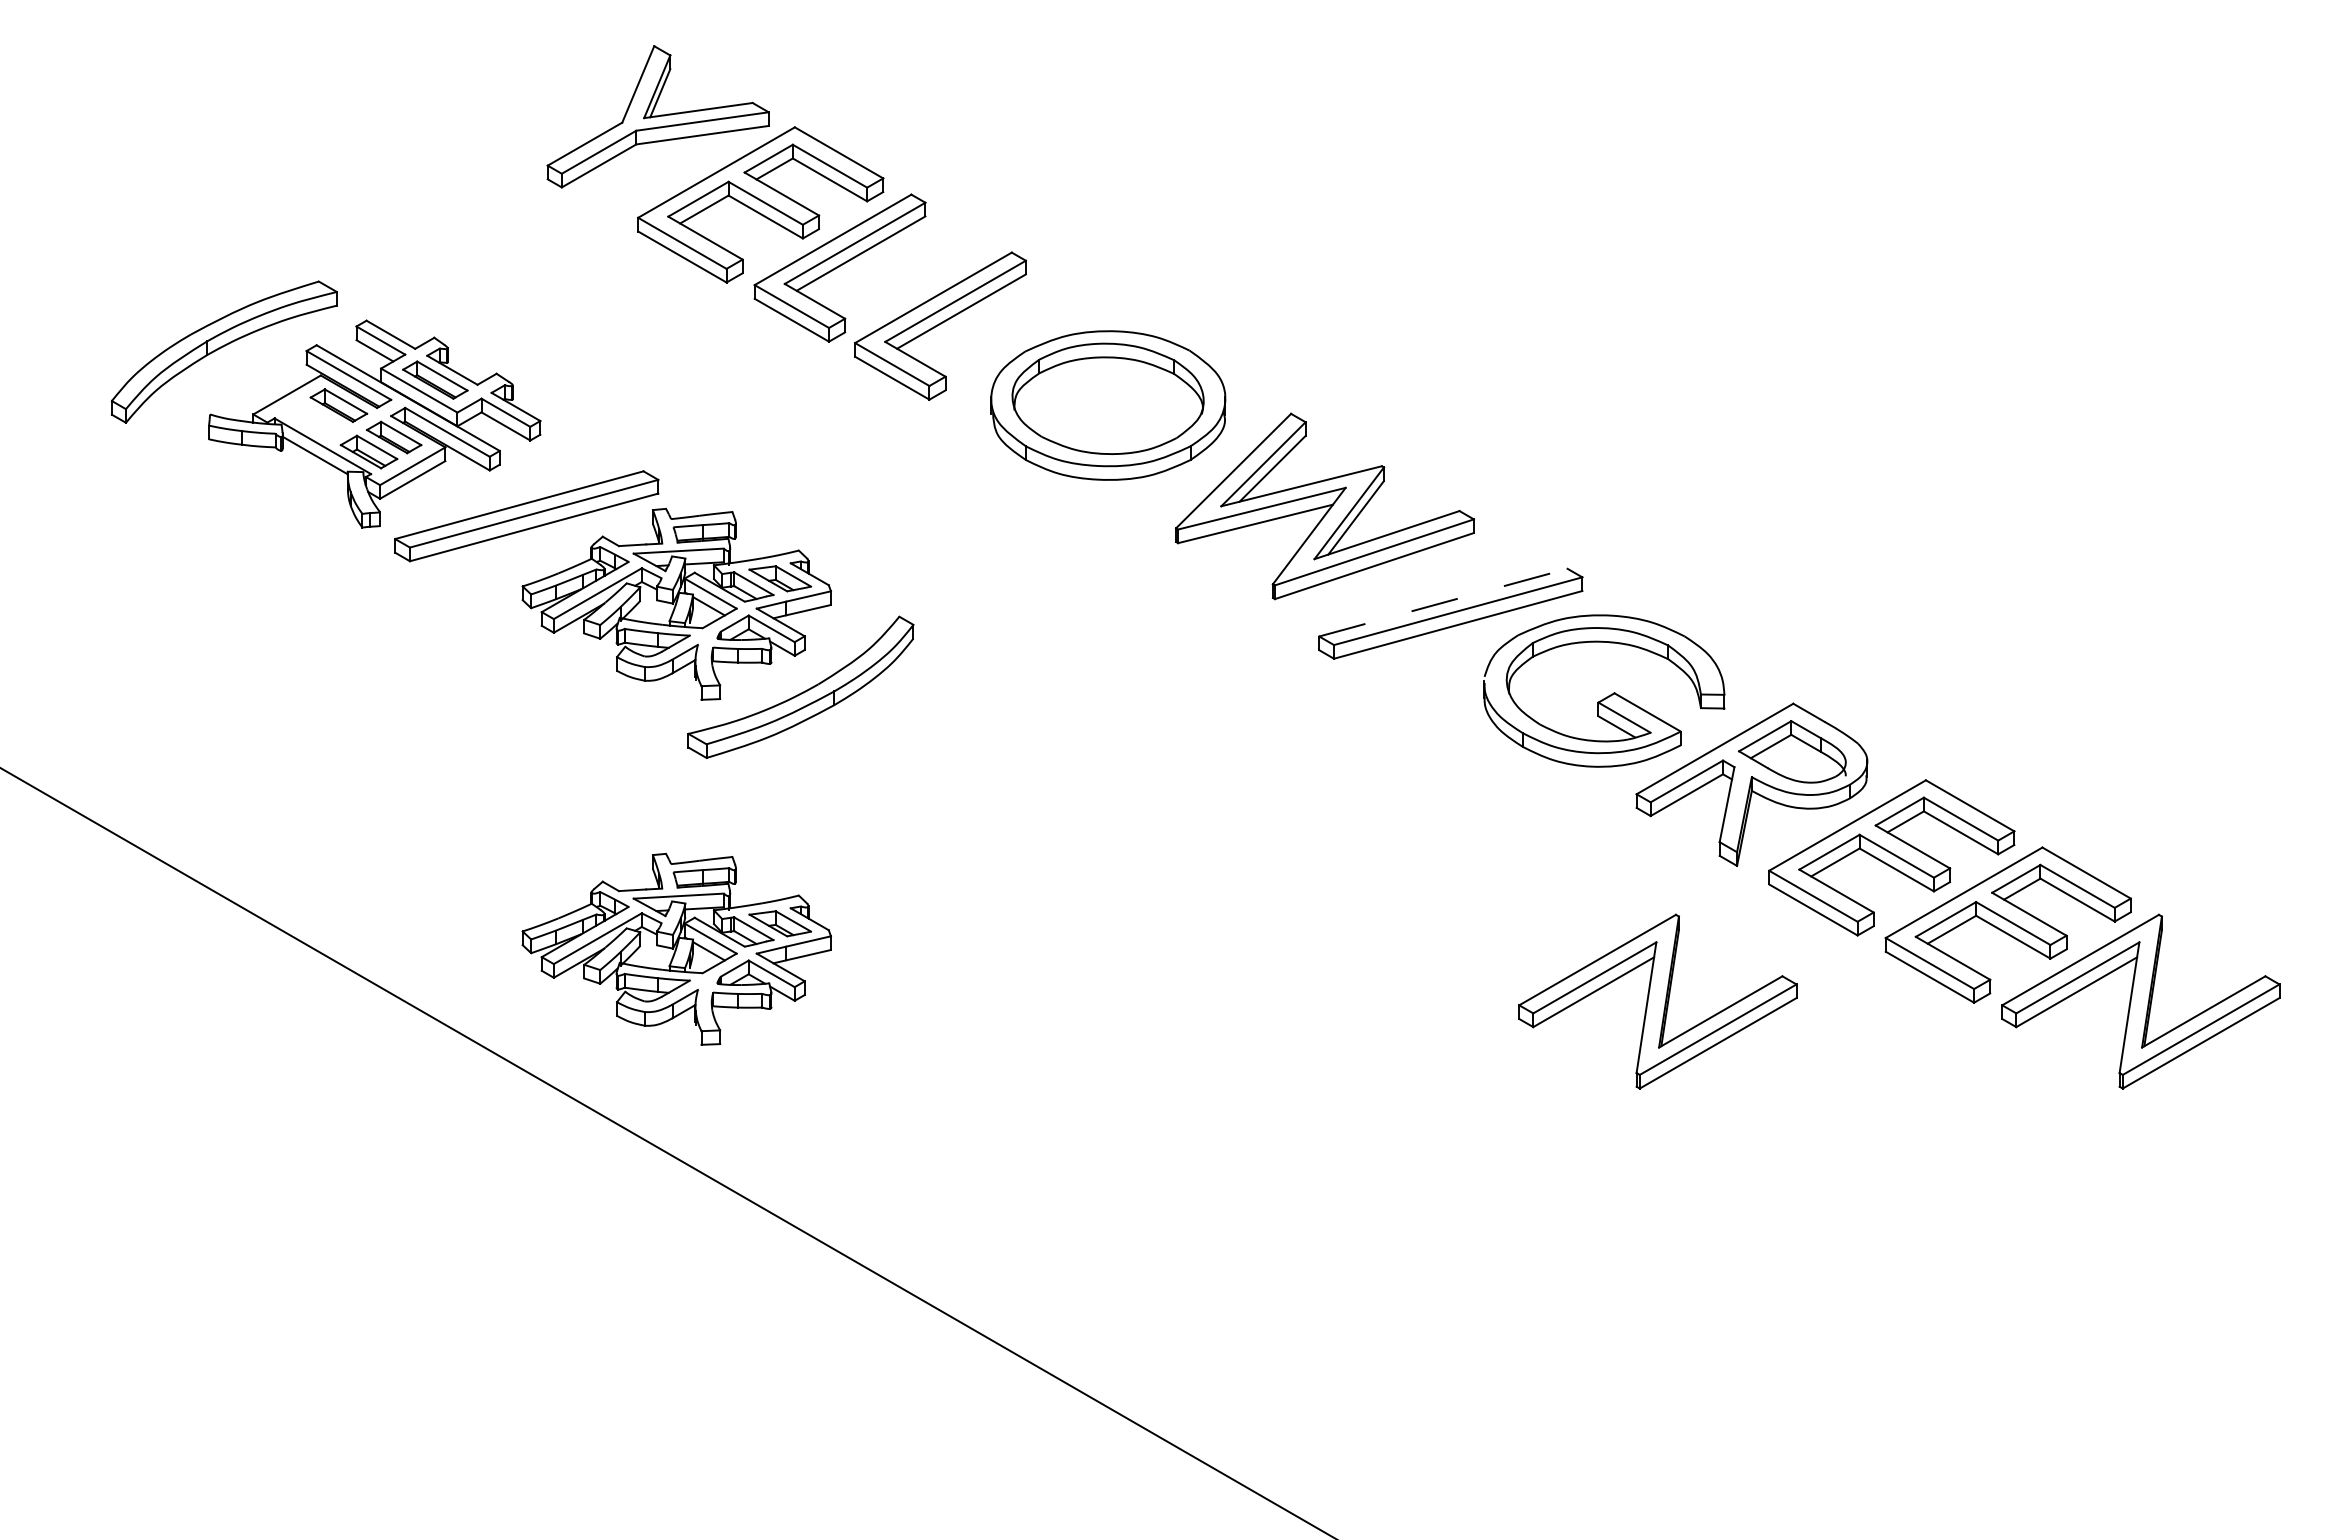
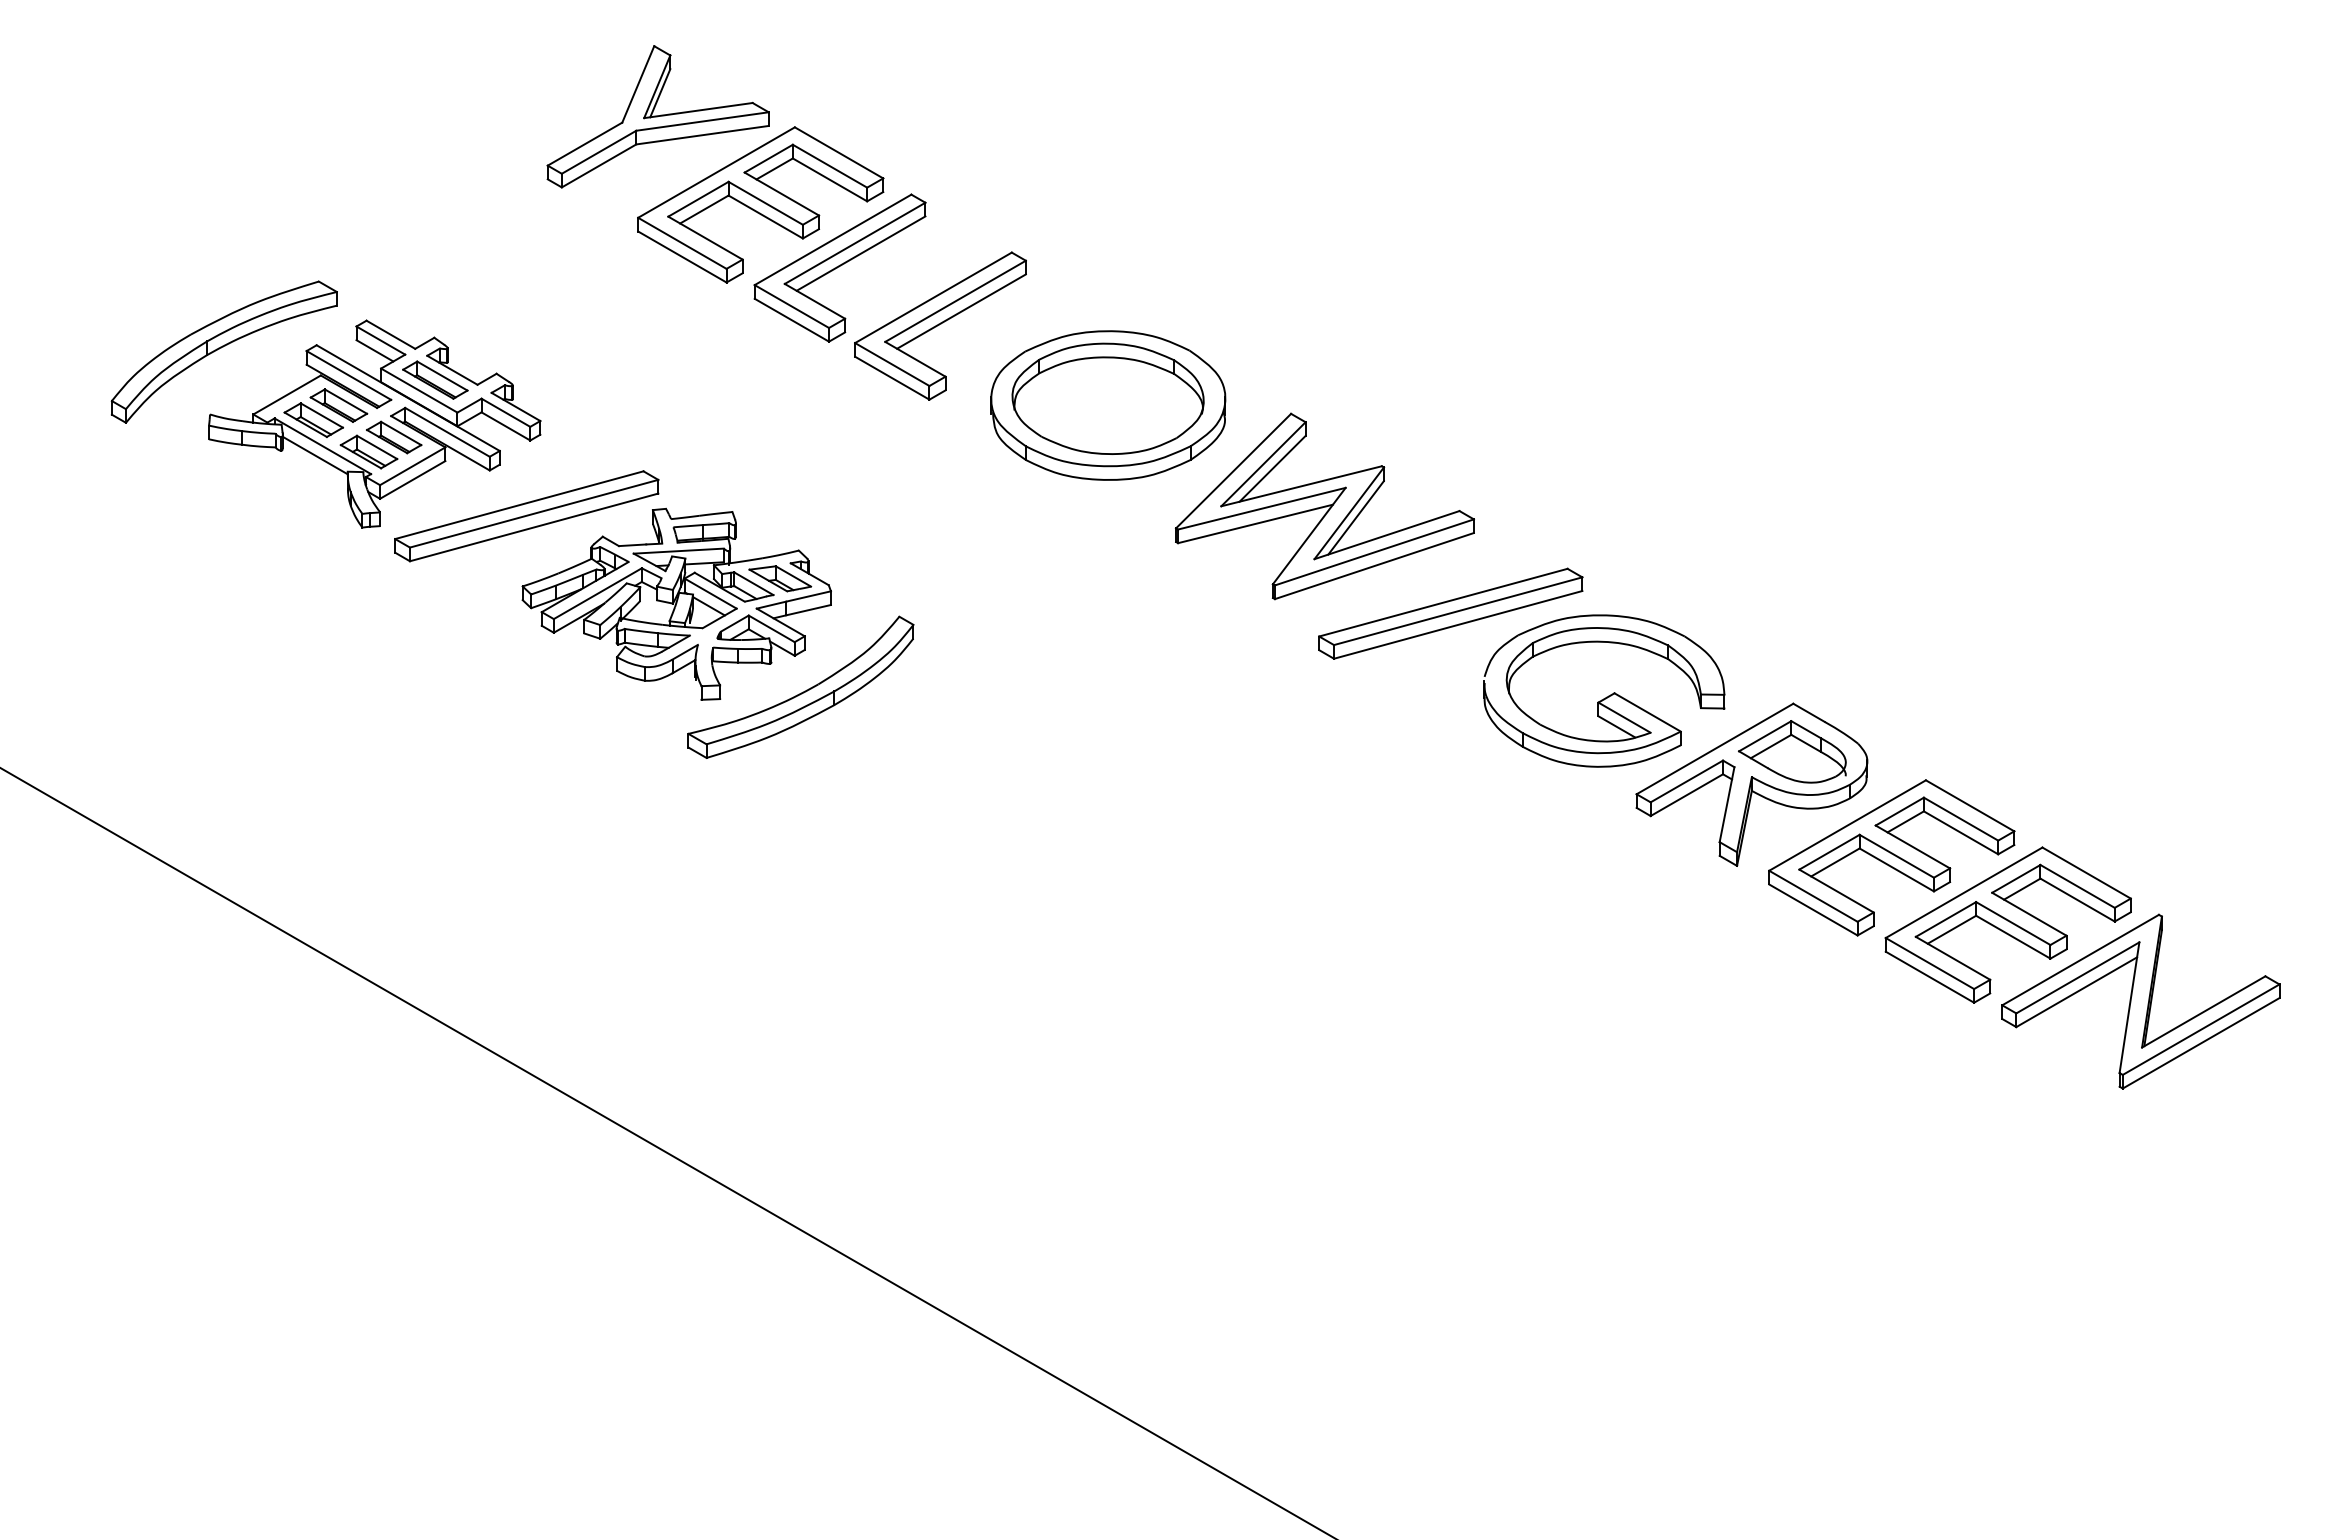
part: none -> present (313, 419)
line: dashed -> solid (1443, 602)
part: present -> none (676, 948)
part: present -> none (1657, 1001)
